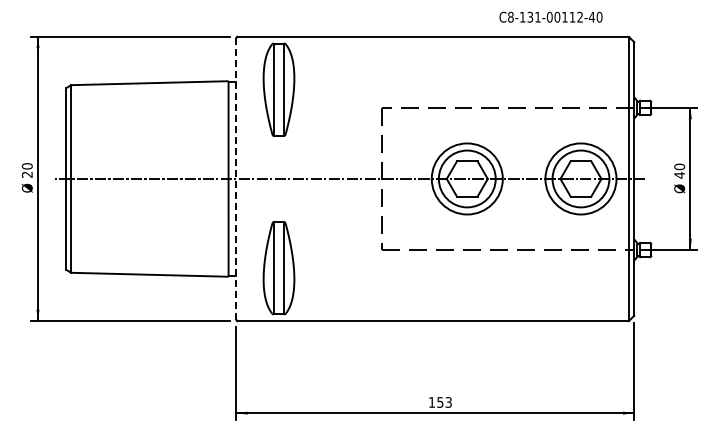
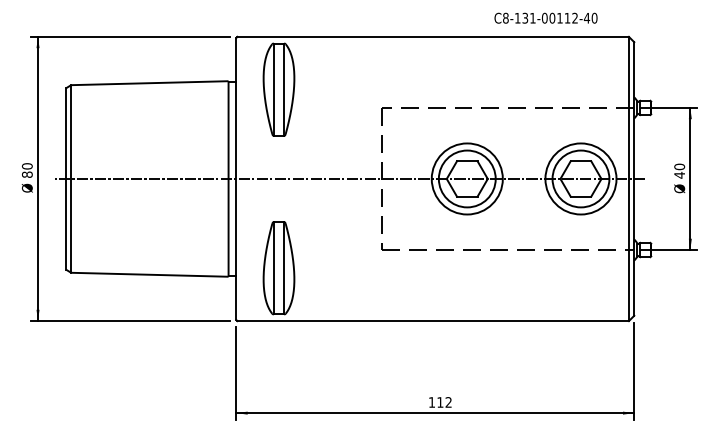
text position: (550, 16) -> (545, 17) (545, 17)
text: 20 -> 80 (27, 174)
line: dashed -> solid (236, 178)
text: 153 -> 112 (444, 402)
